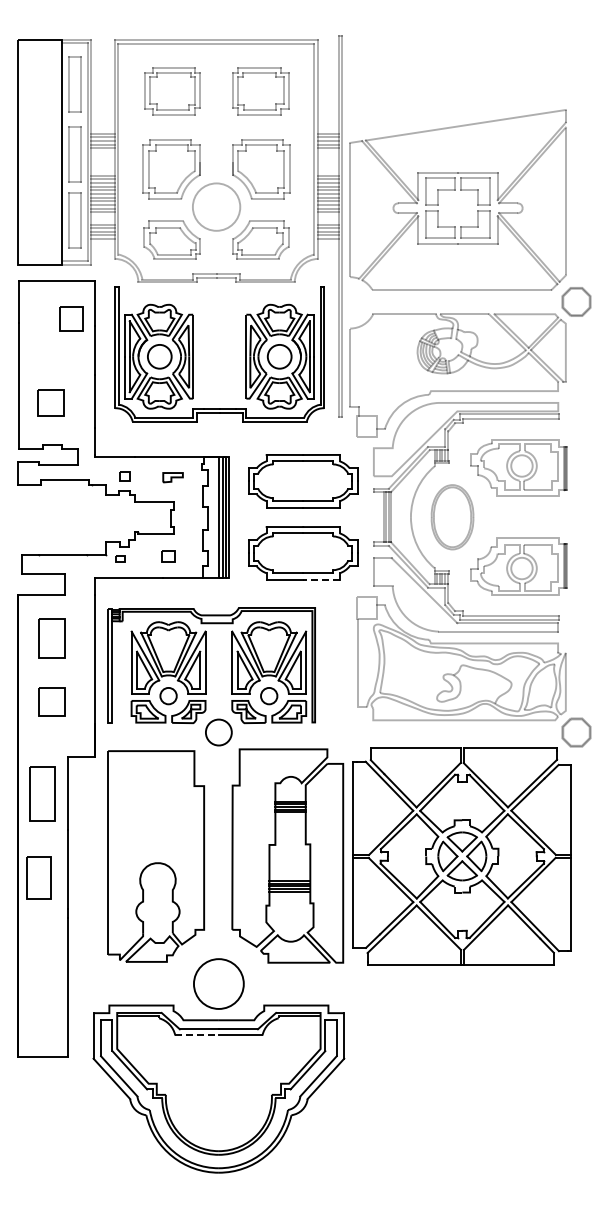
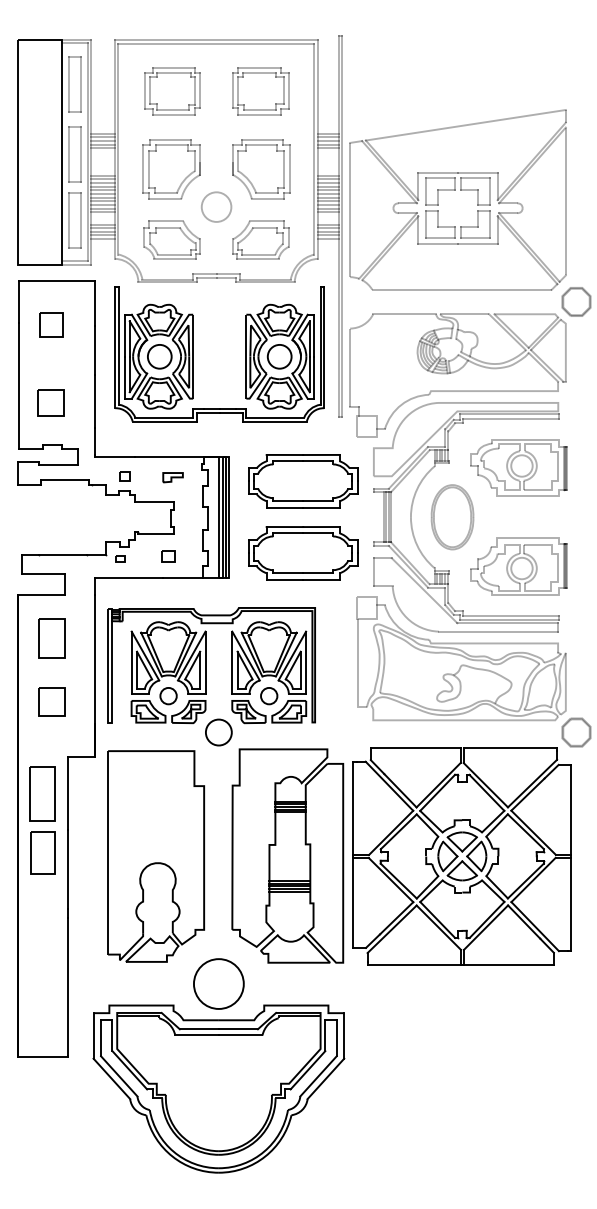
circle diameter: 47 px -> 30 px (216, 206)
part position: (71, 318) -> (51, 324) (51, 324)
line: dashed -> solid (321, 579)
part position: (38, 877) -> (42, 852) (42, 852)
line: dashed -> solid (197, 1035)
